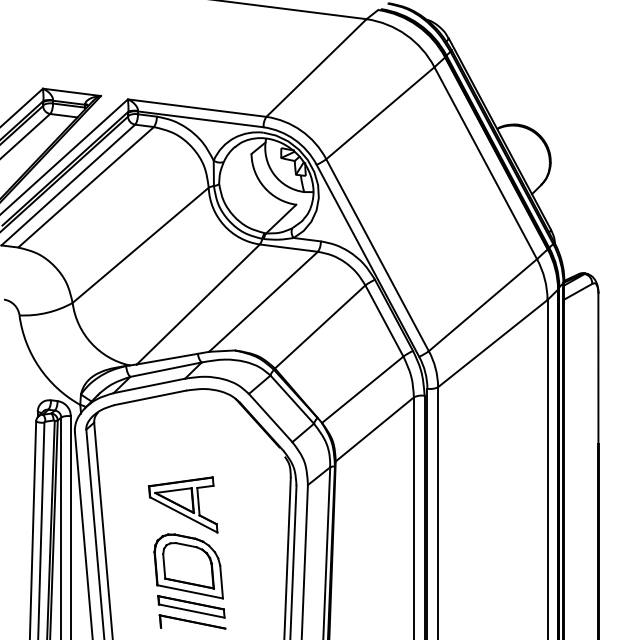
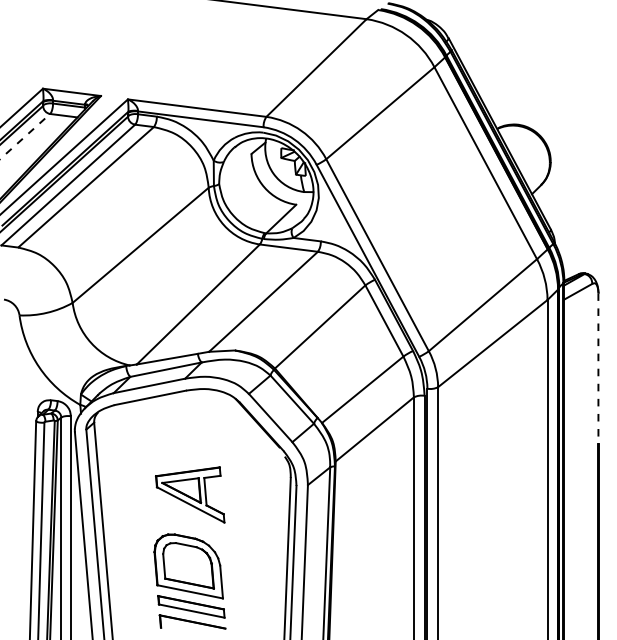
line: solid -> dashed (25, 136)
line: solid -> dashed (598, 369)
part position: (183, 504) -> (190, 494) (190, 494)
